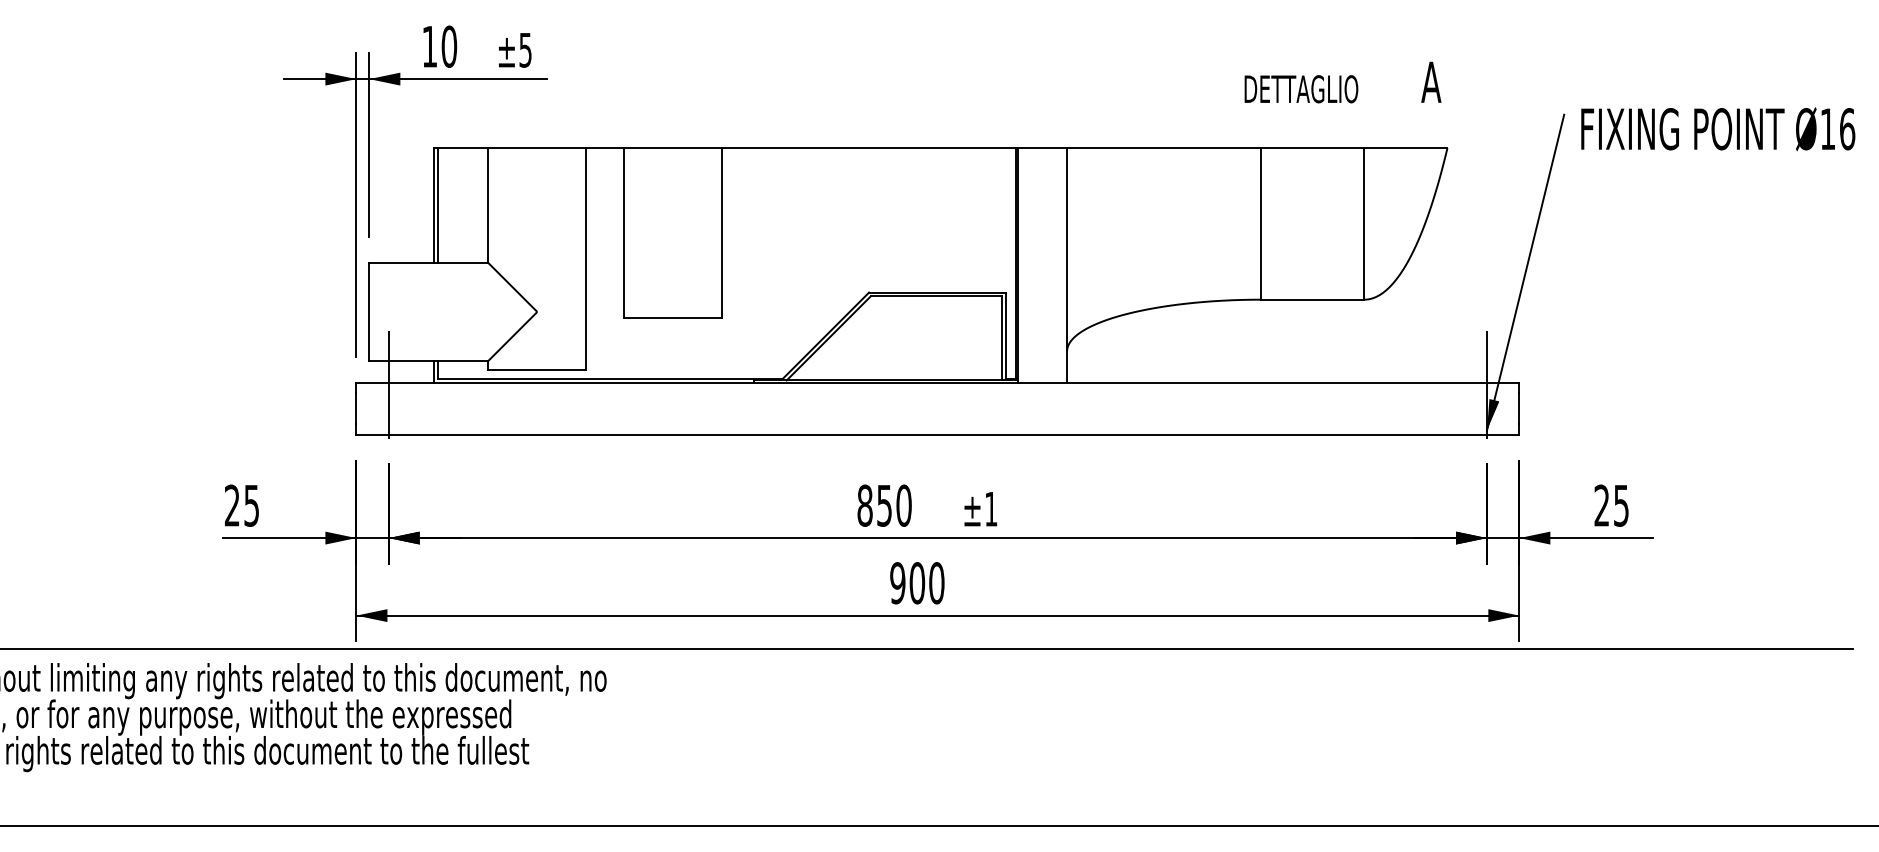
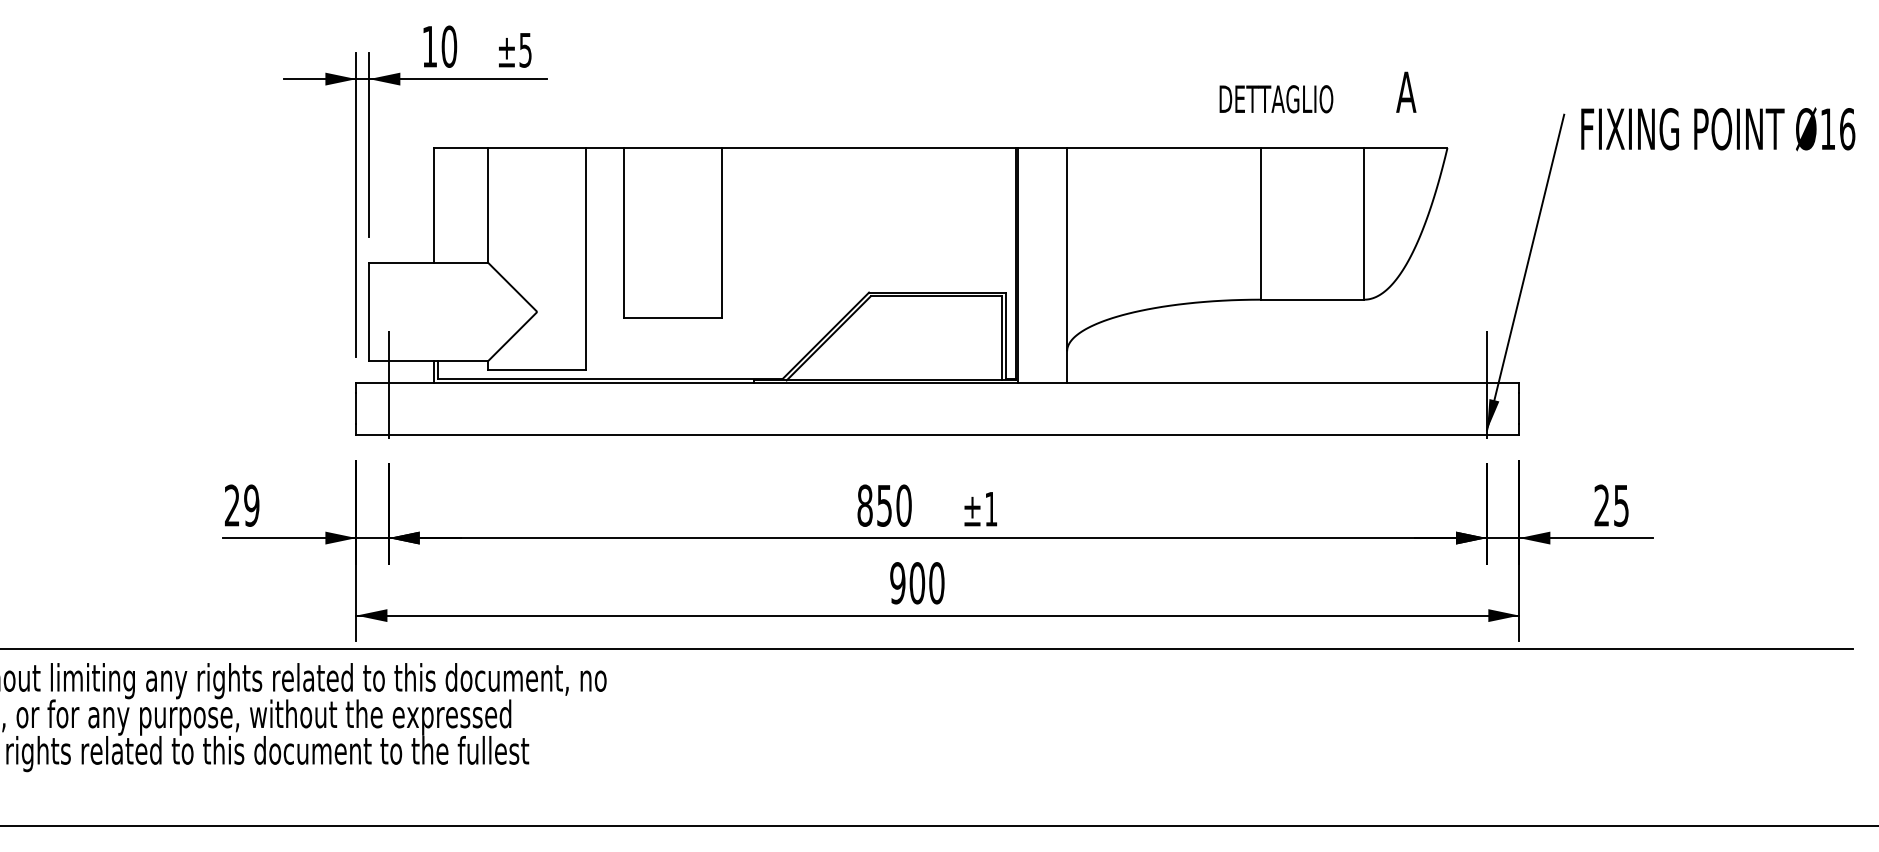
text position: (1342, 82) -> (1317, 92) (1317, 92)
line: present -> none (437, 205)
text: 25 -> 29 (251, 505)
